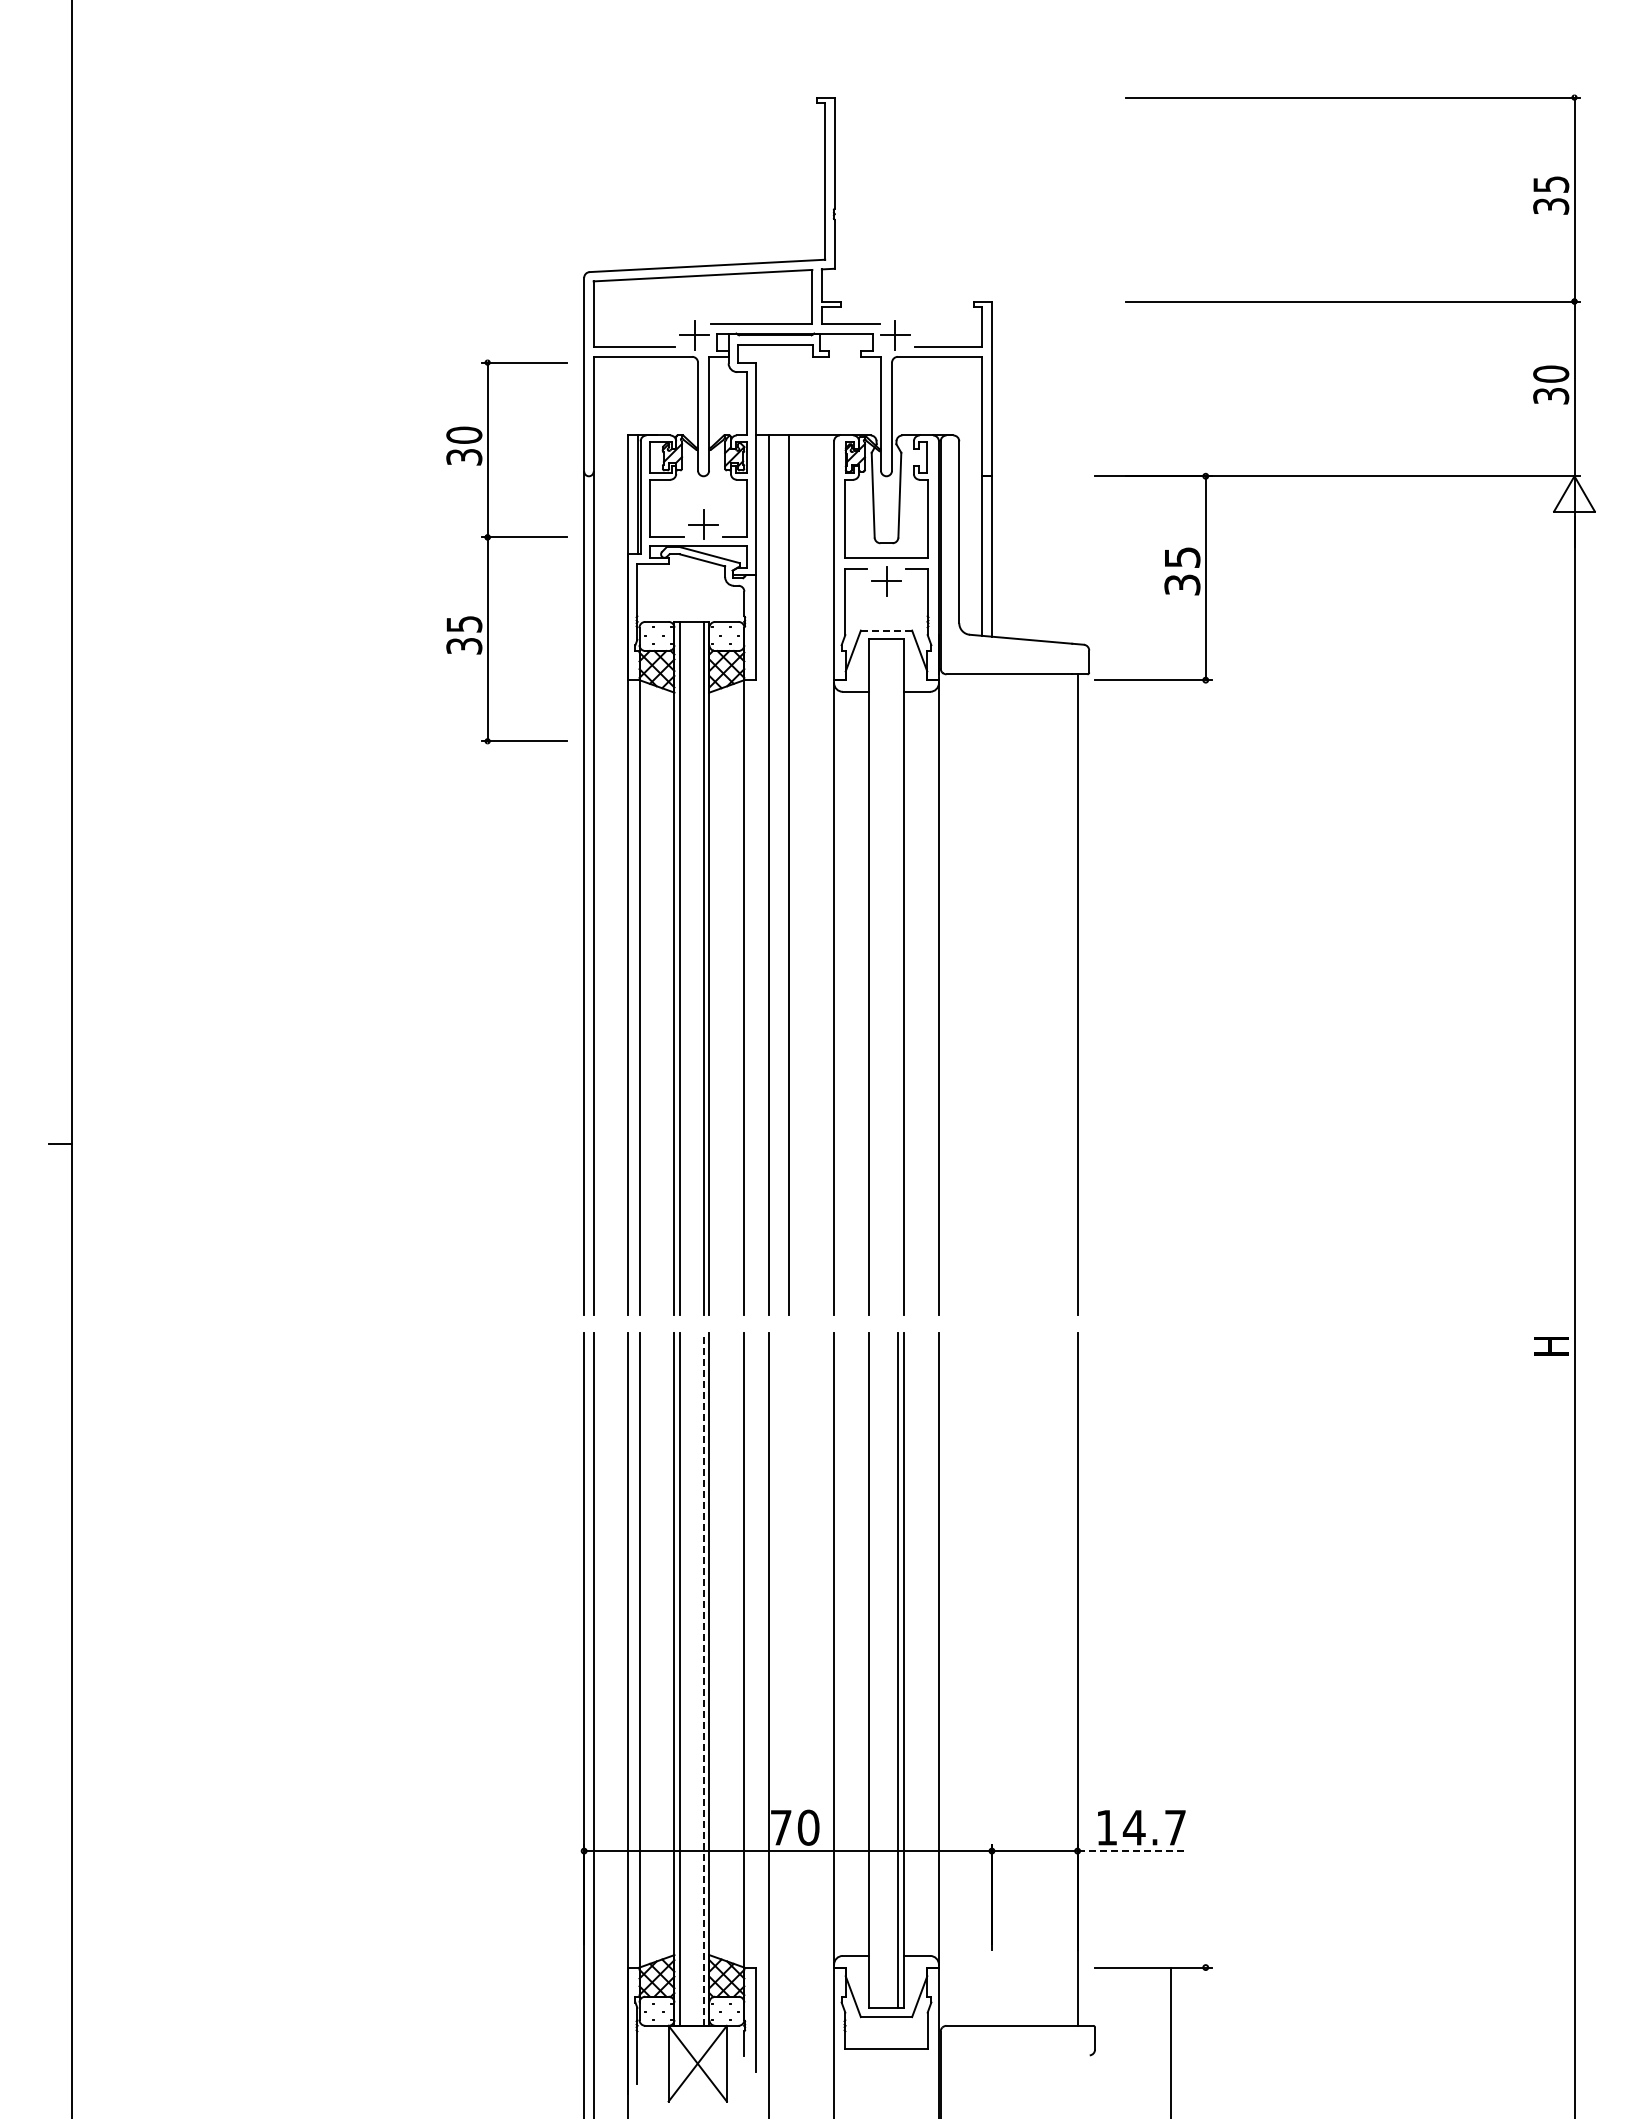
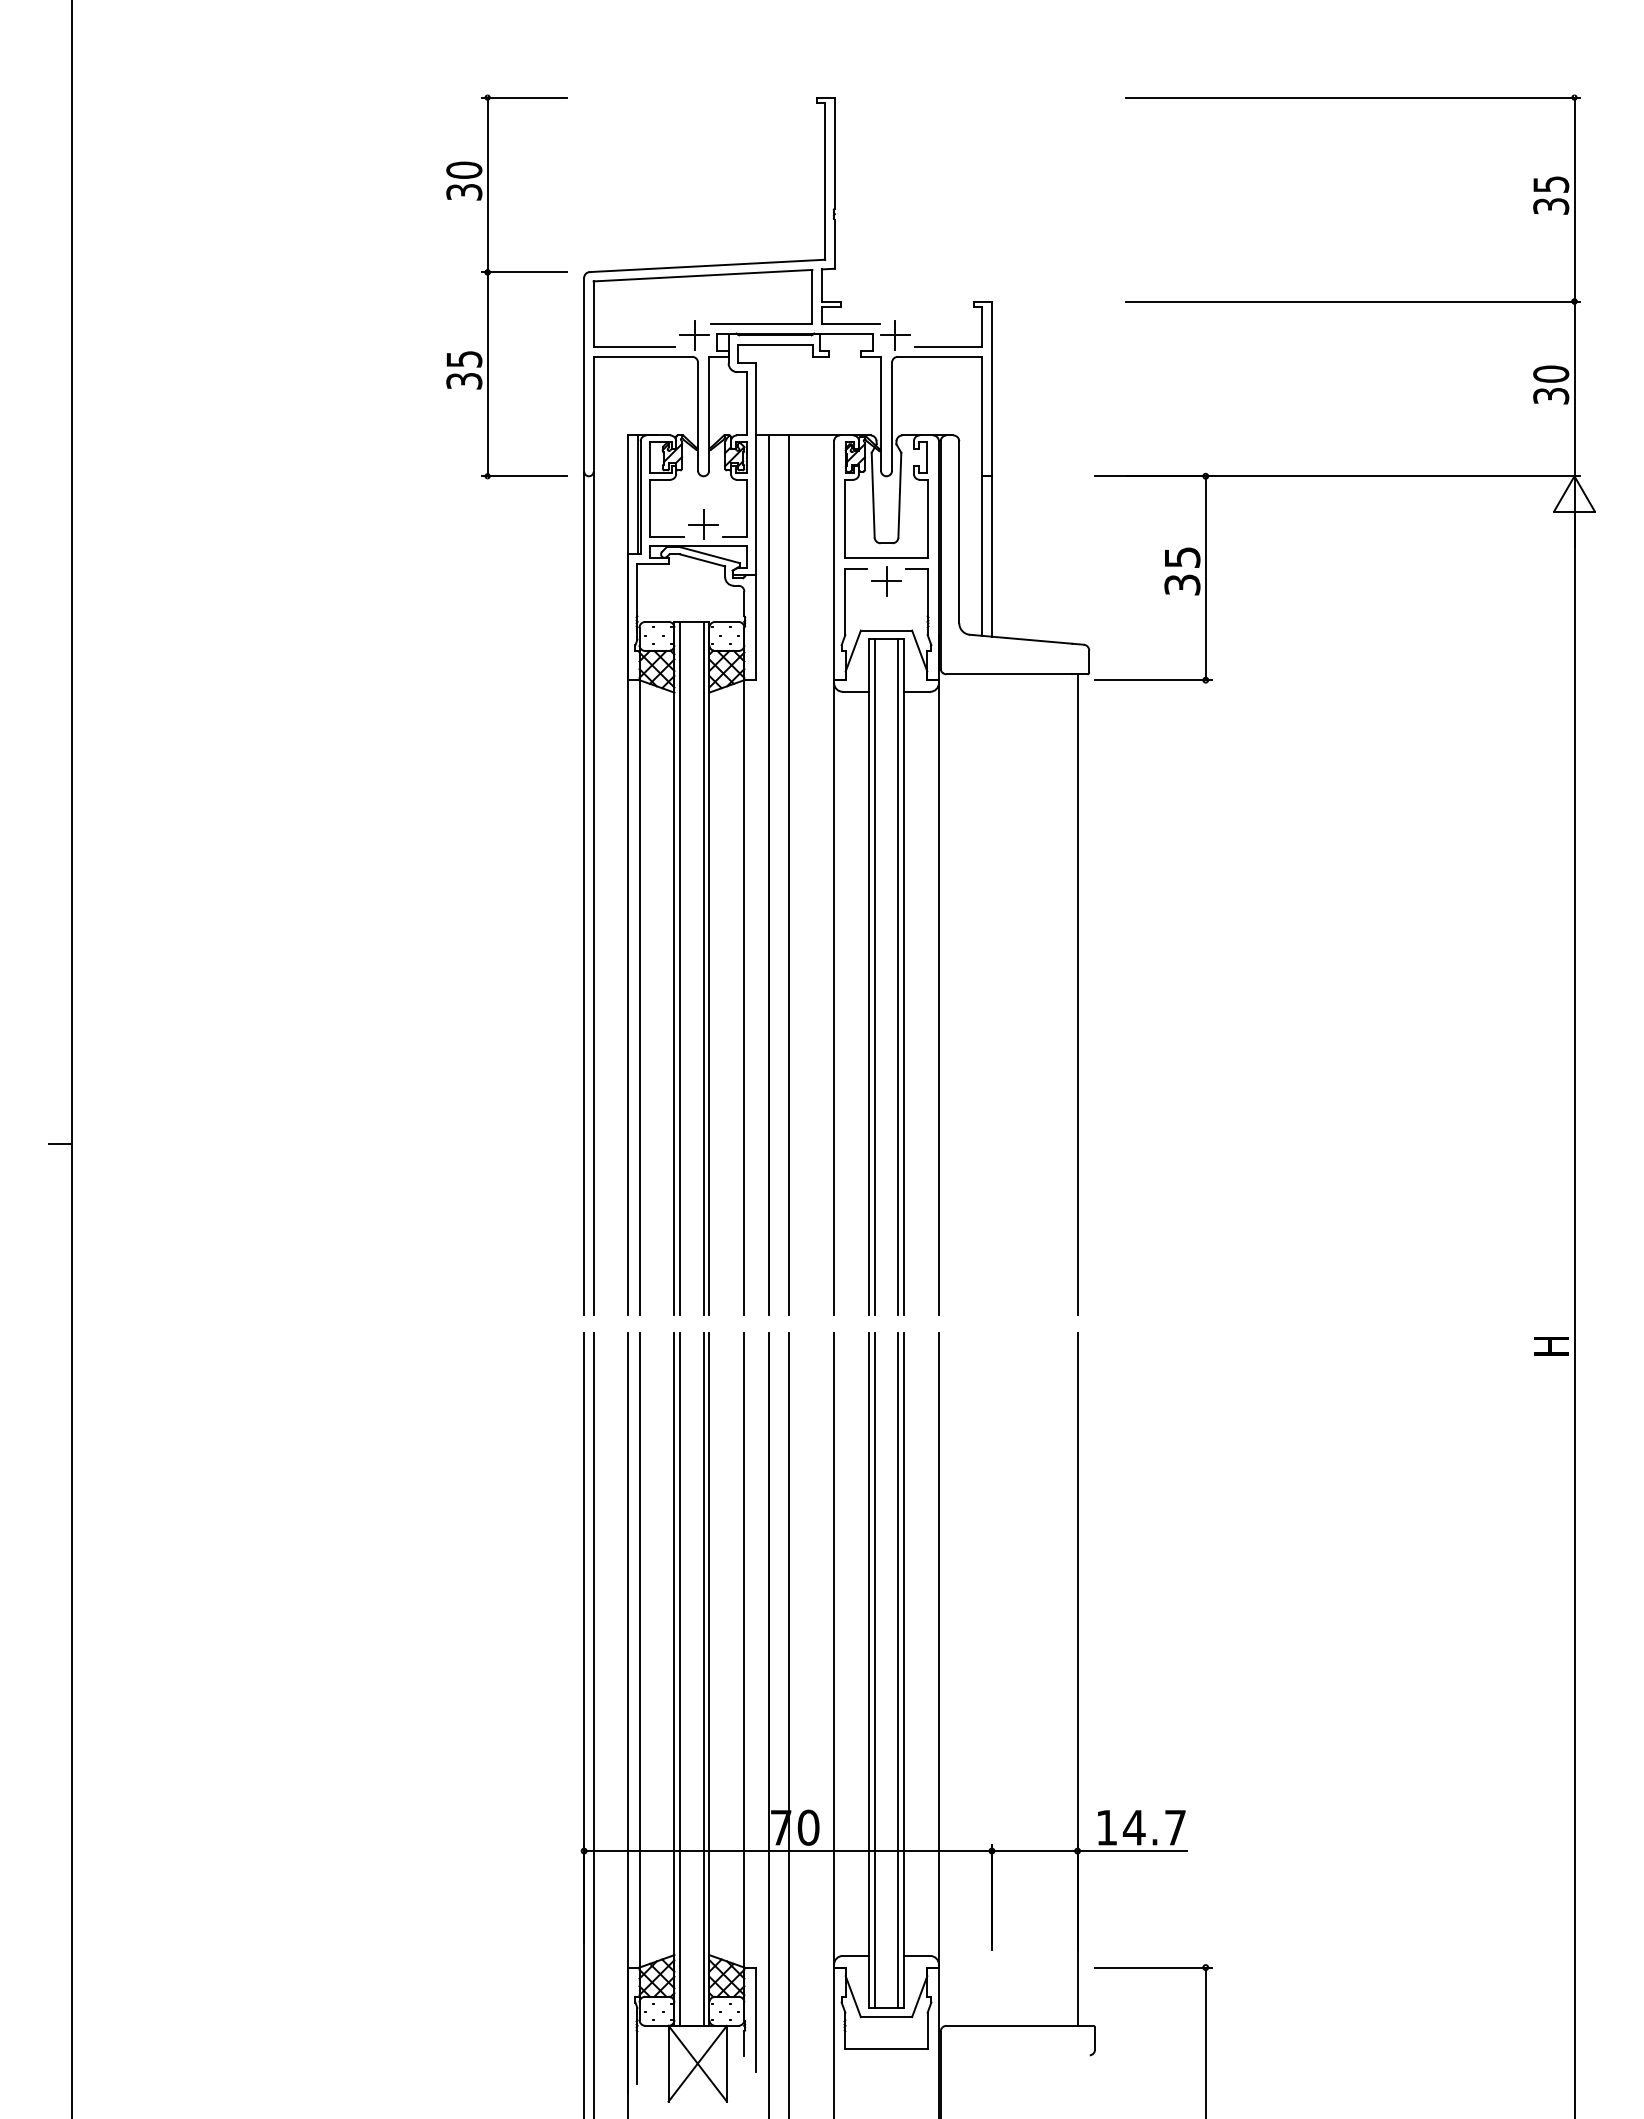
part position: (506, 537) -> (506, 272) (506, 272)
line: dashed -> solid (886, 630)
line: none -> present (874, 977)
line: none -> present (898, 977)
line: none -> present (874, 1670)
line: dashed -> solid (703, 1679)
line: none -> present (789, 1723)
line: dashed -> solid (1132, 1851)
line position: (1170, 2041) -> (1205, 2041) (1205, 2041)
